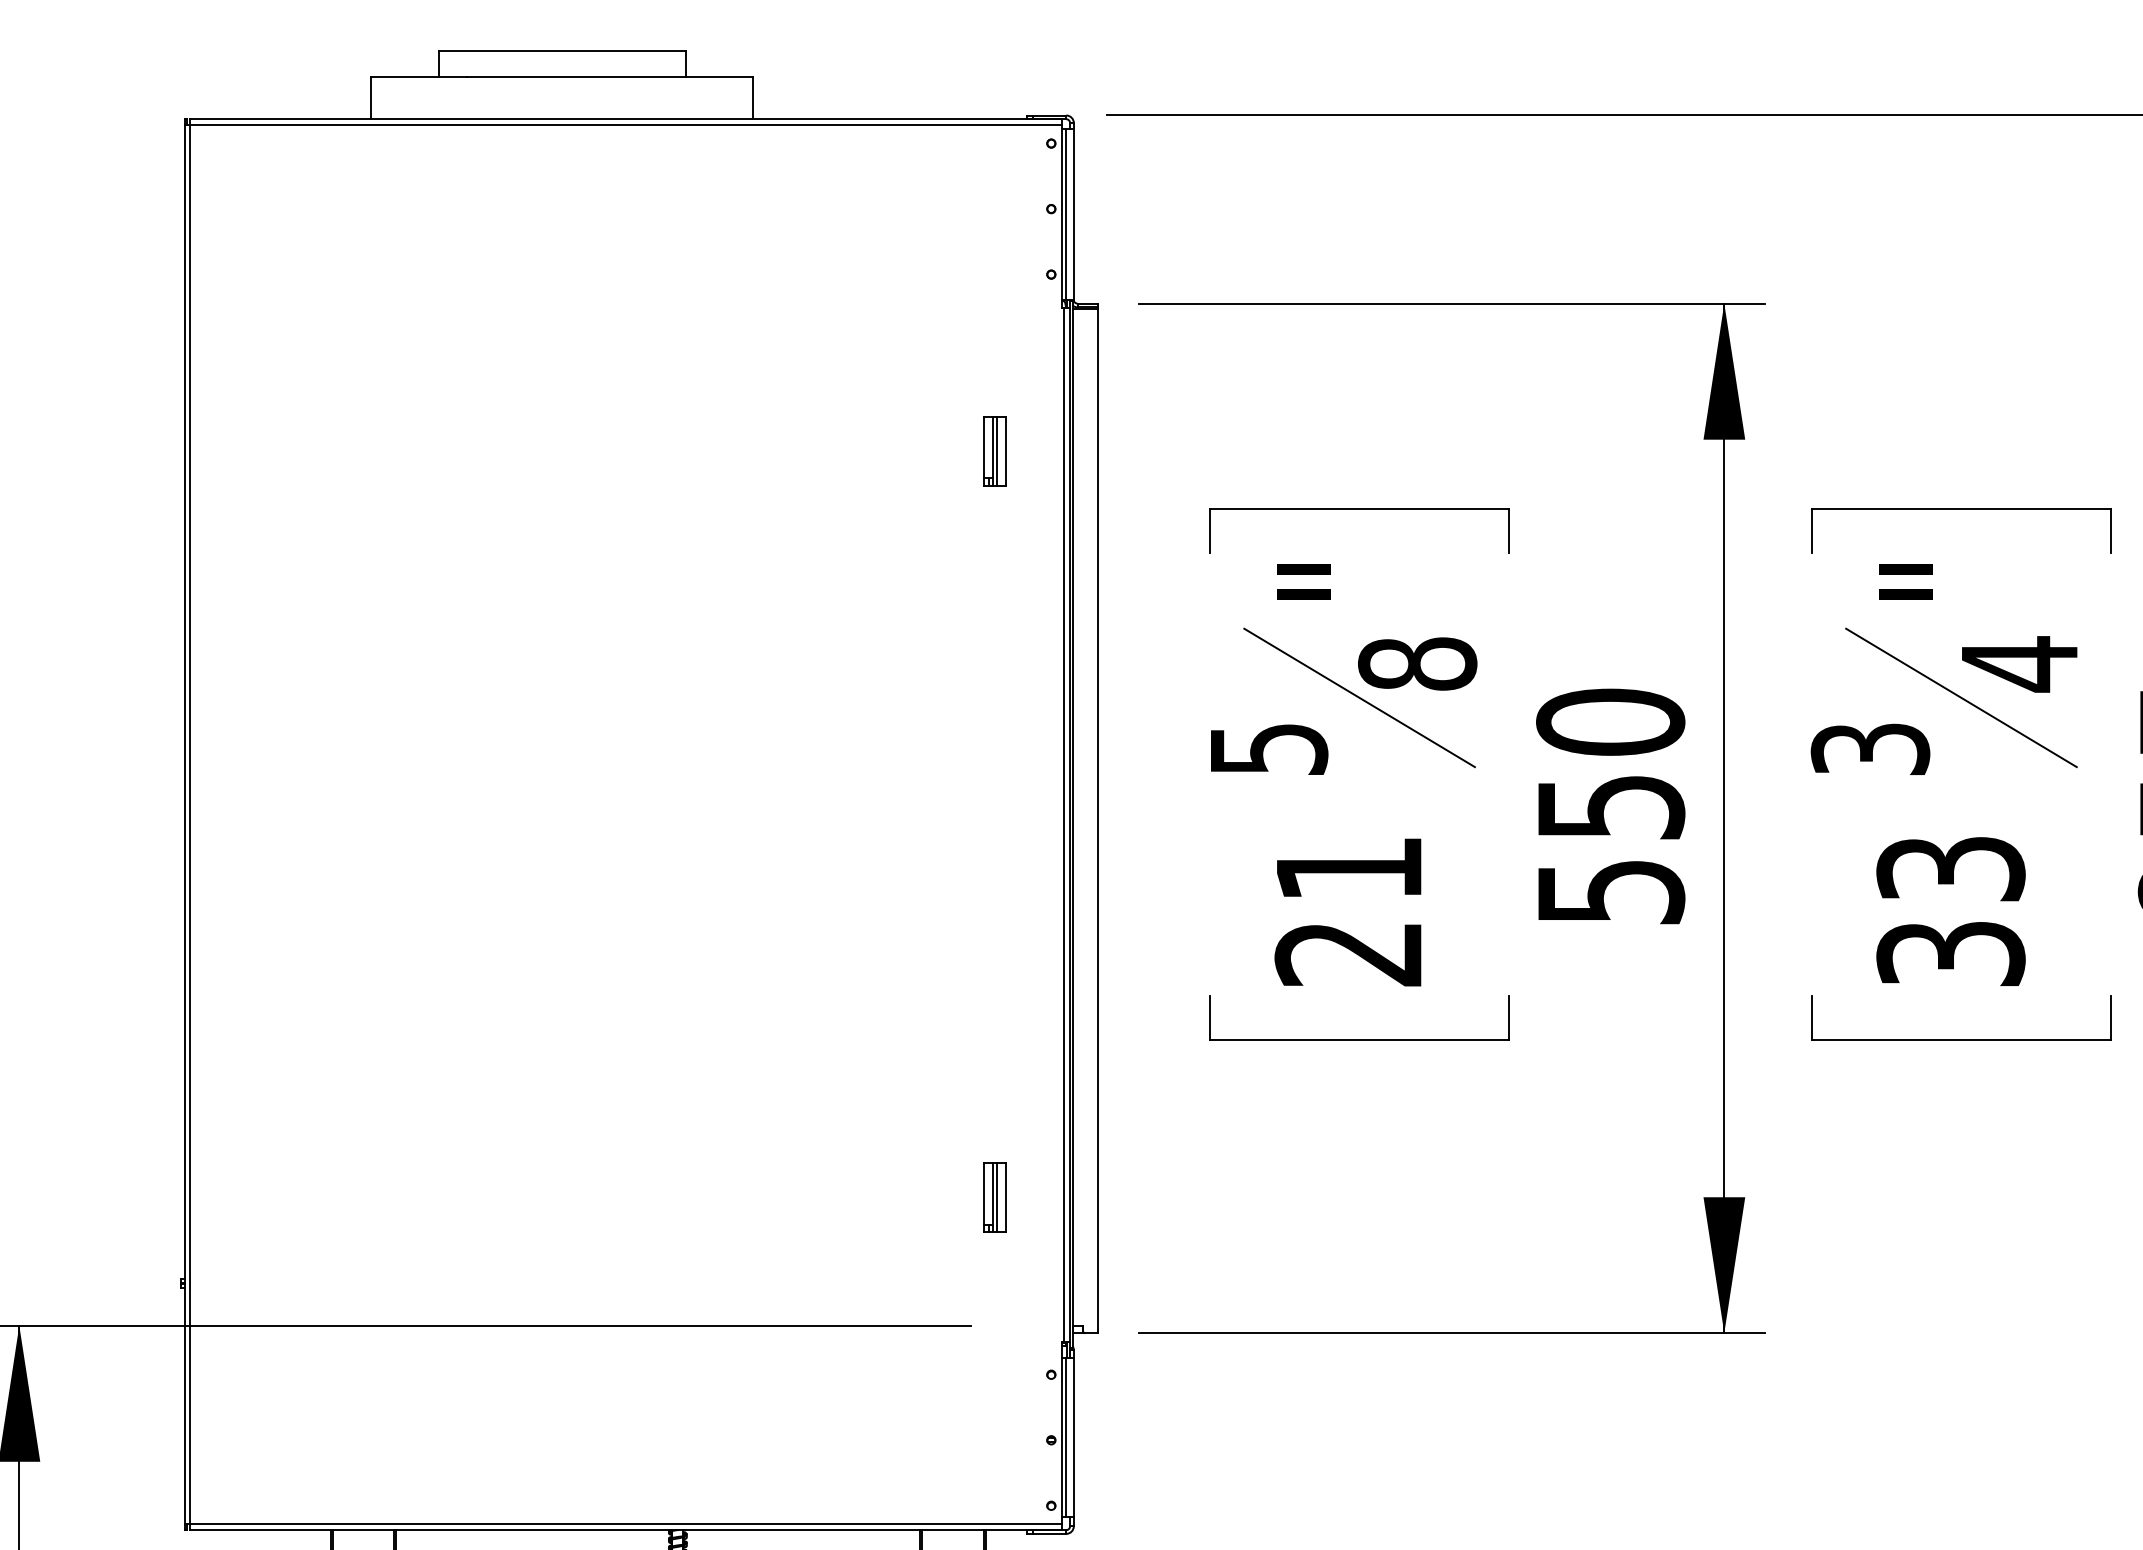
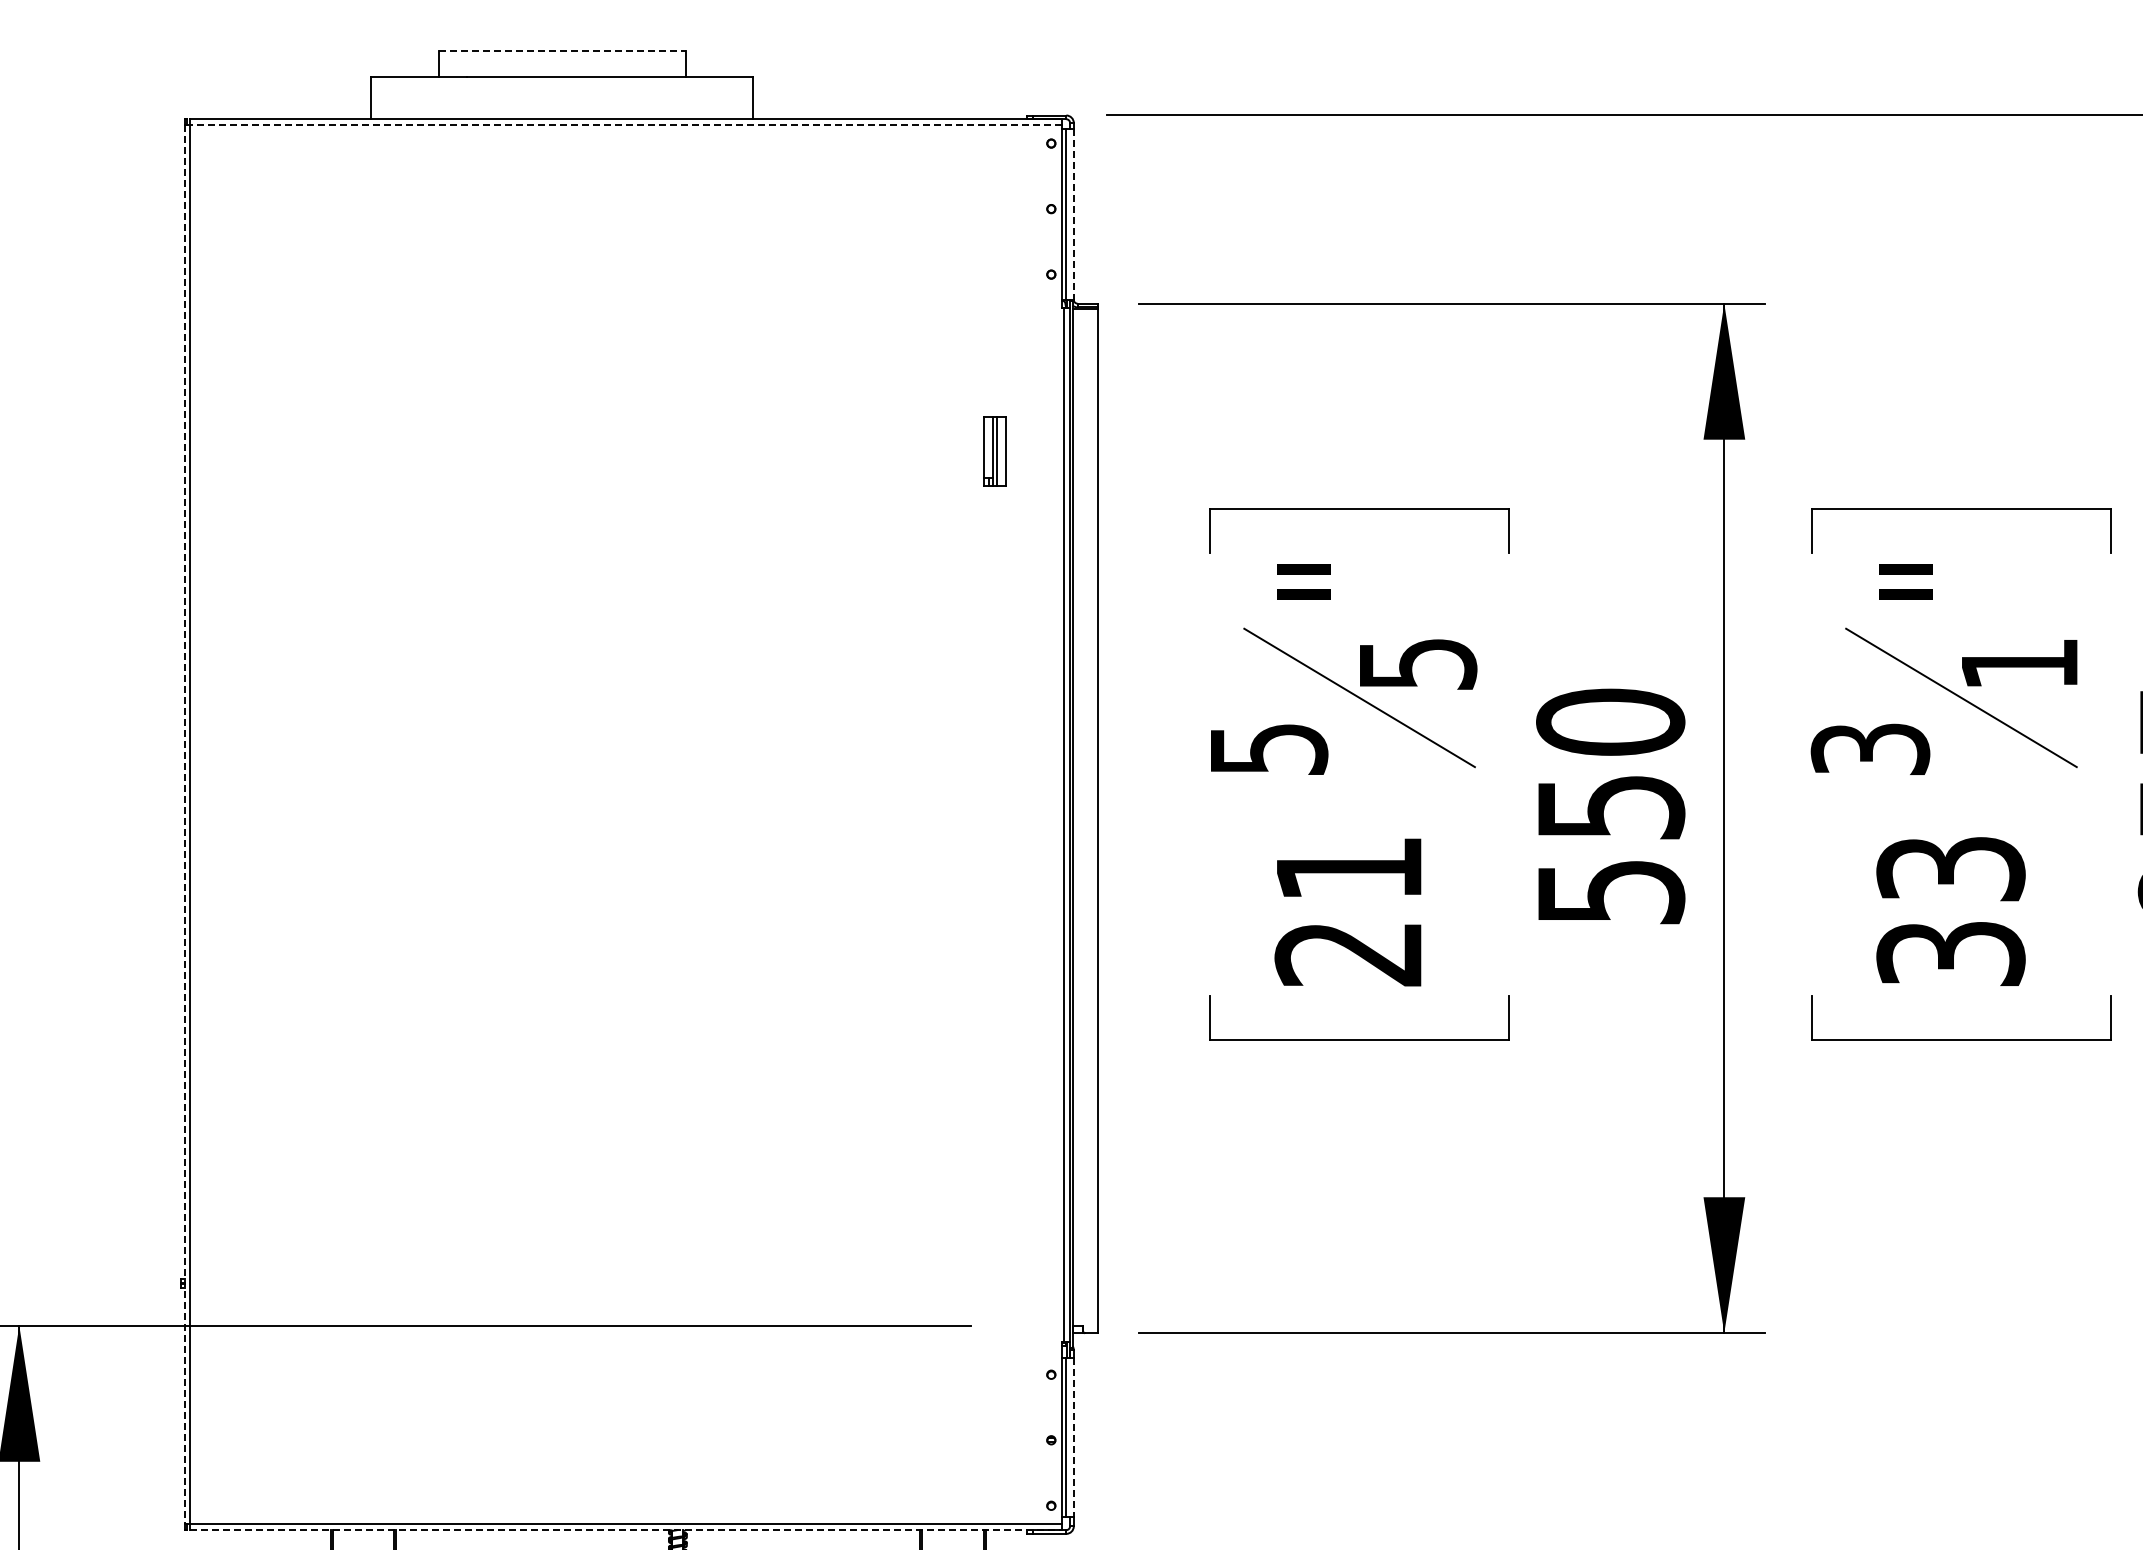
line: solid -> dashed (562, 51)
line: solid -> dashed (626, 125)
line: solid -> dashed (1073, 214)
text: 8 -> 5 (1417, 663)
text: 4 -> 1 (2019, 664)
line: solid -> dashed (184, 824)
part: present -> none (994, 1197)
line: solid -> dashed (1073, 1438)
line: solid -> dashed (626, 1529)
